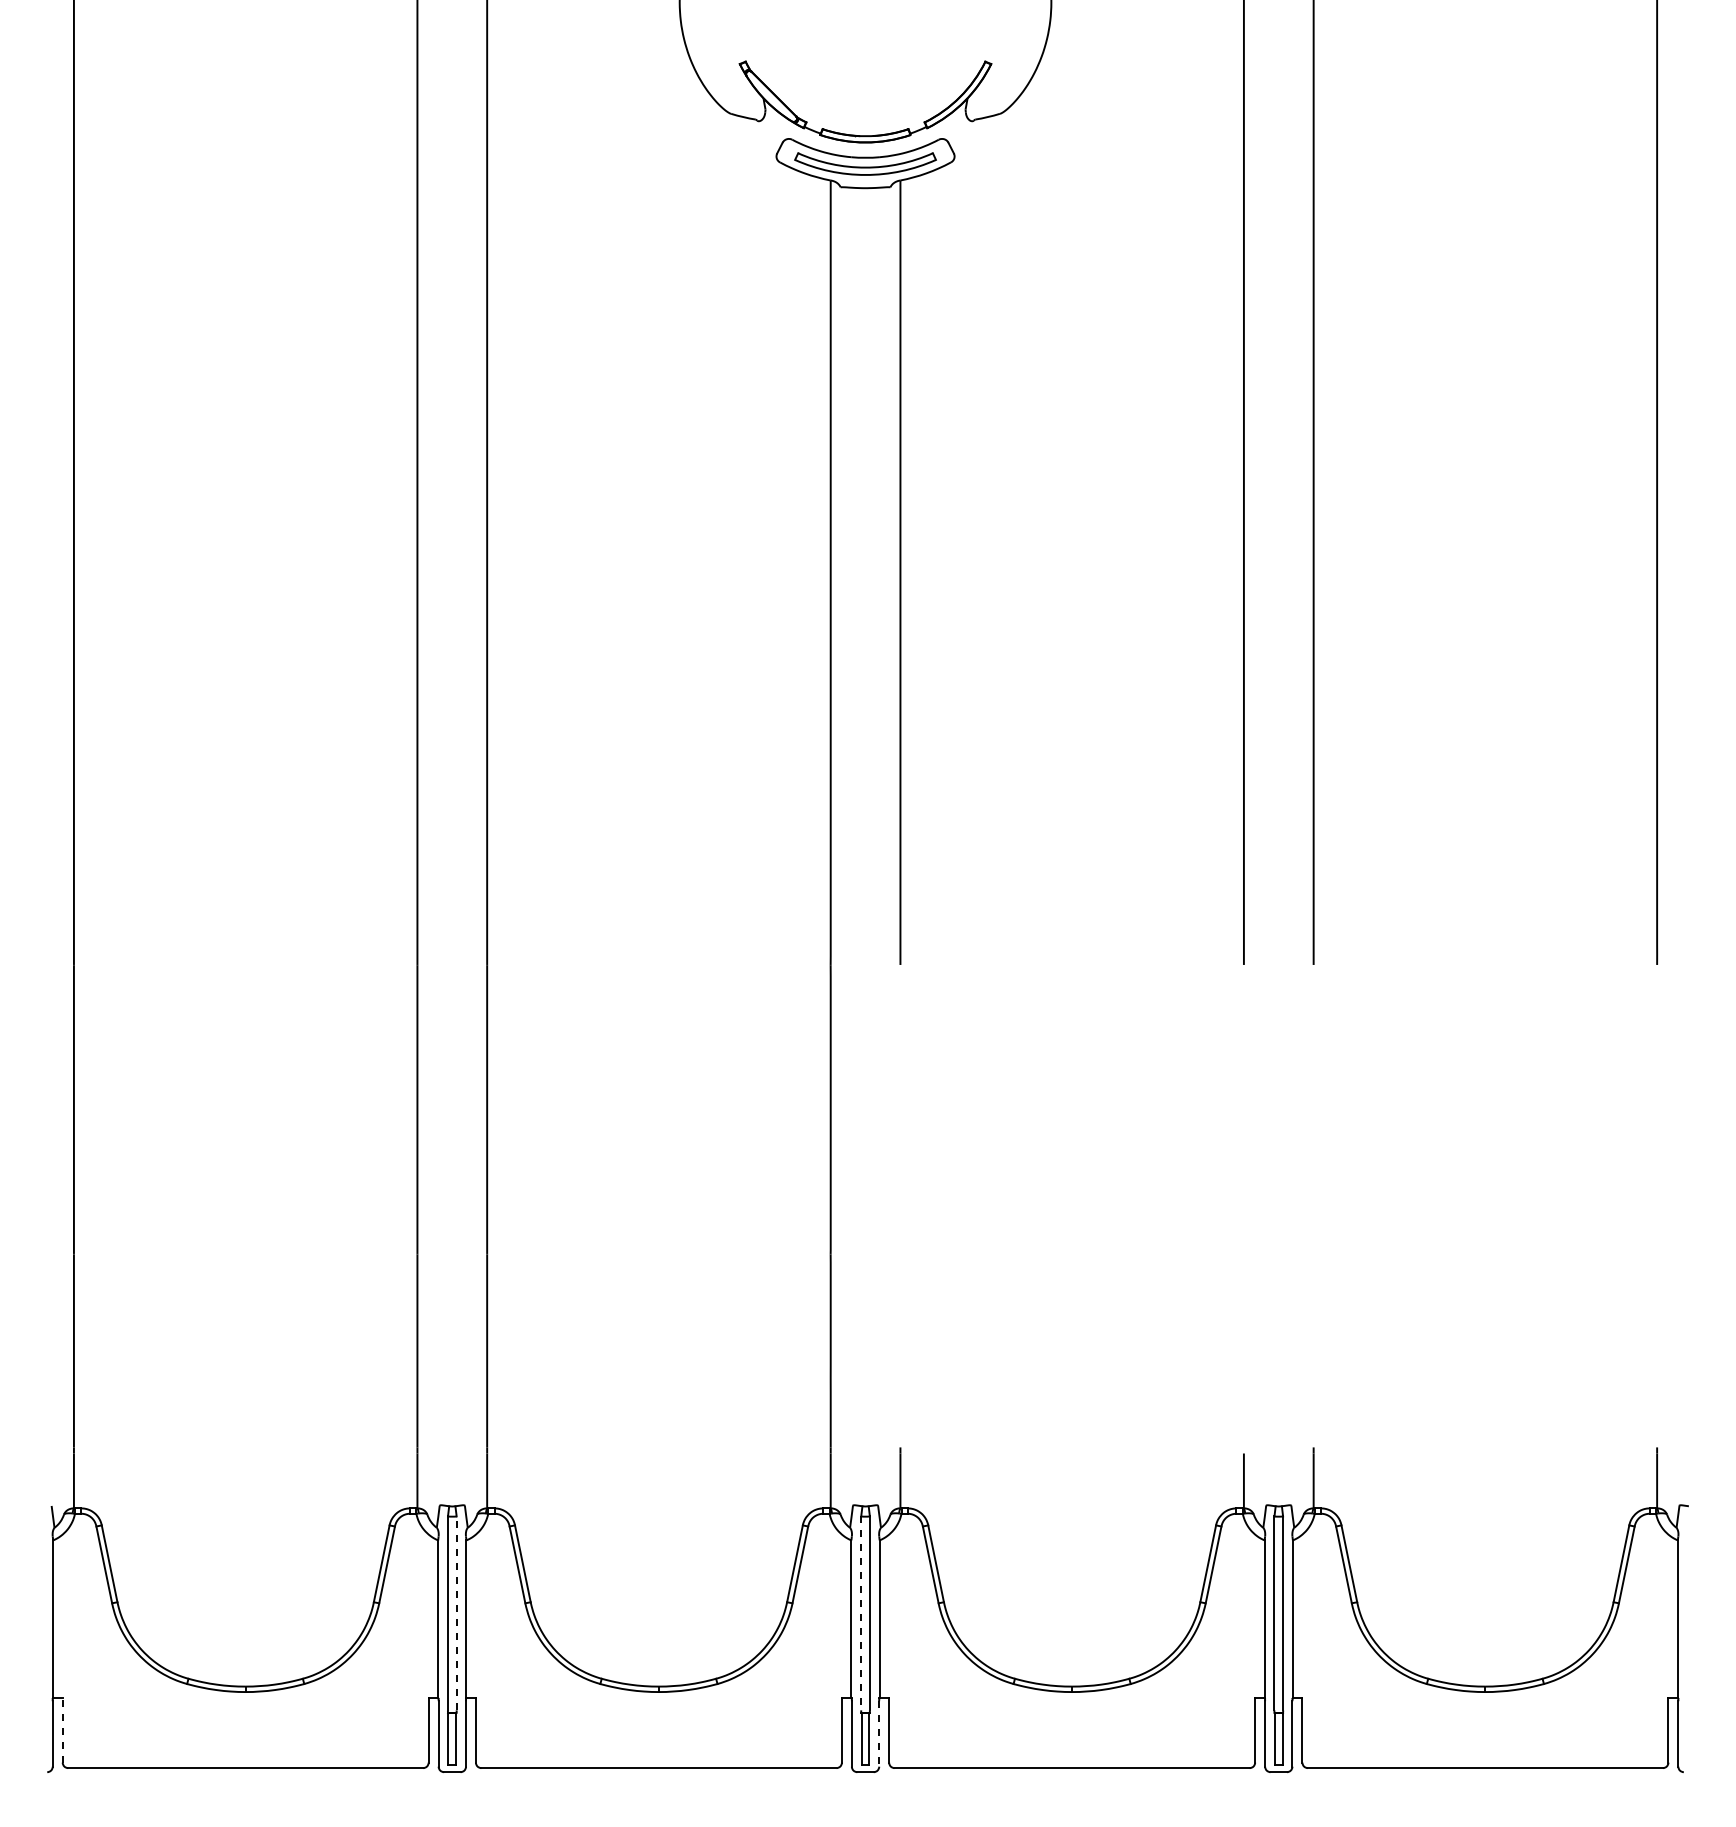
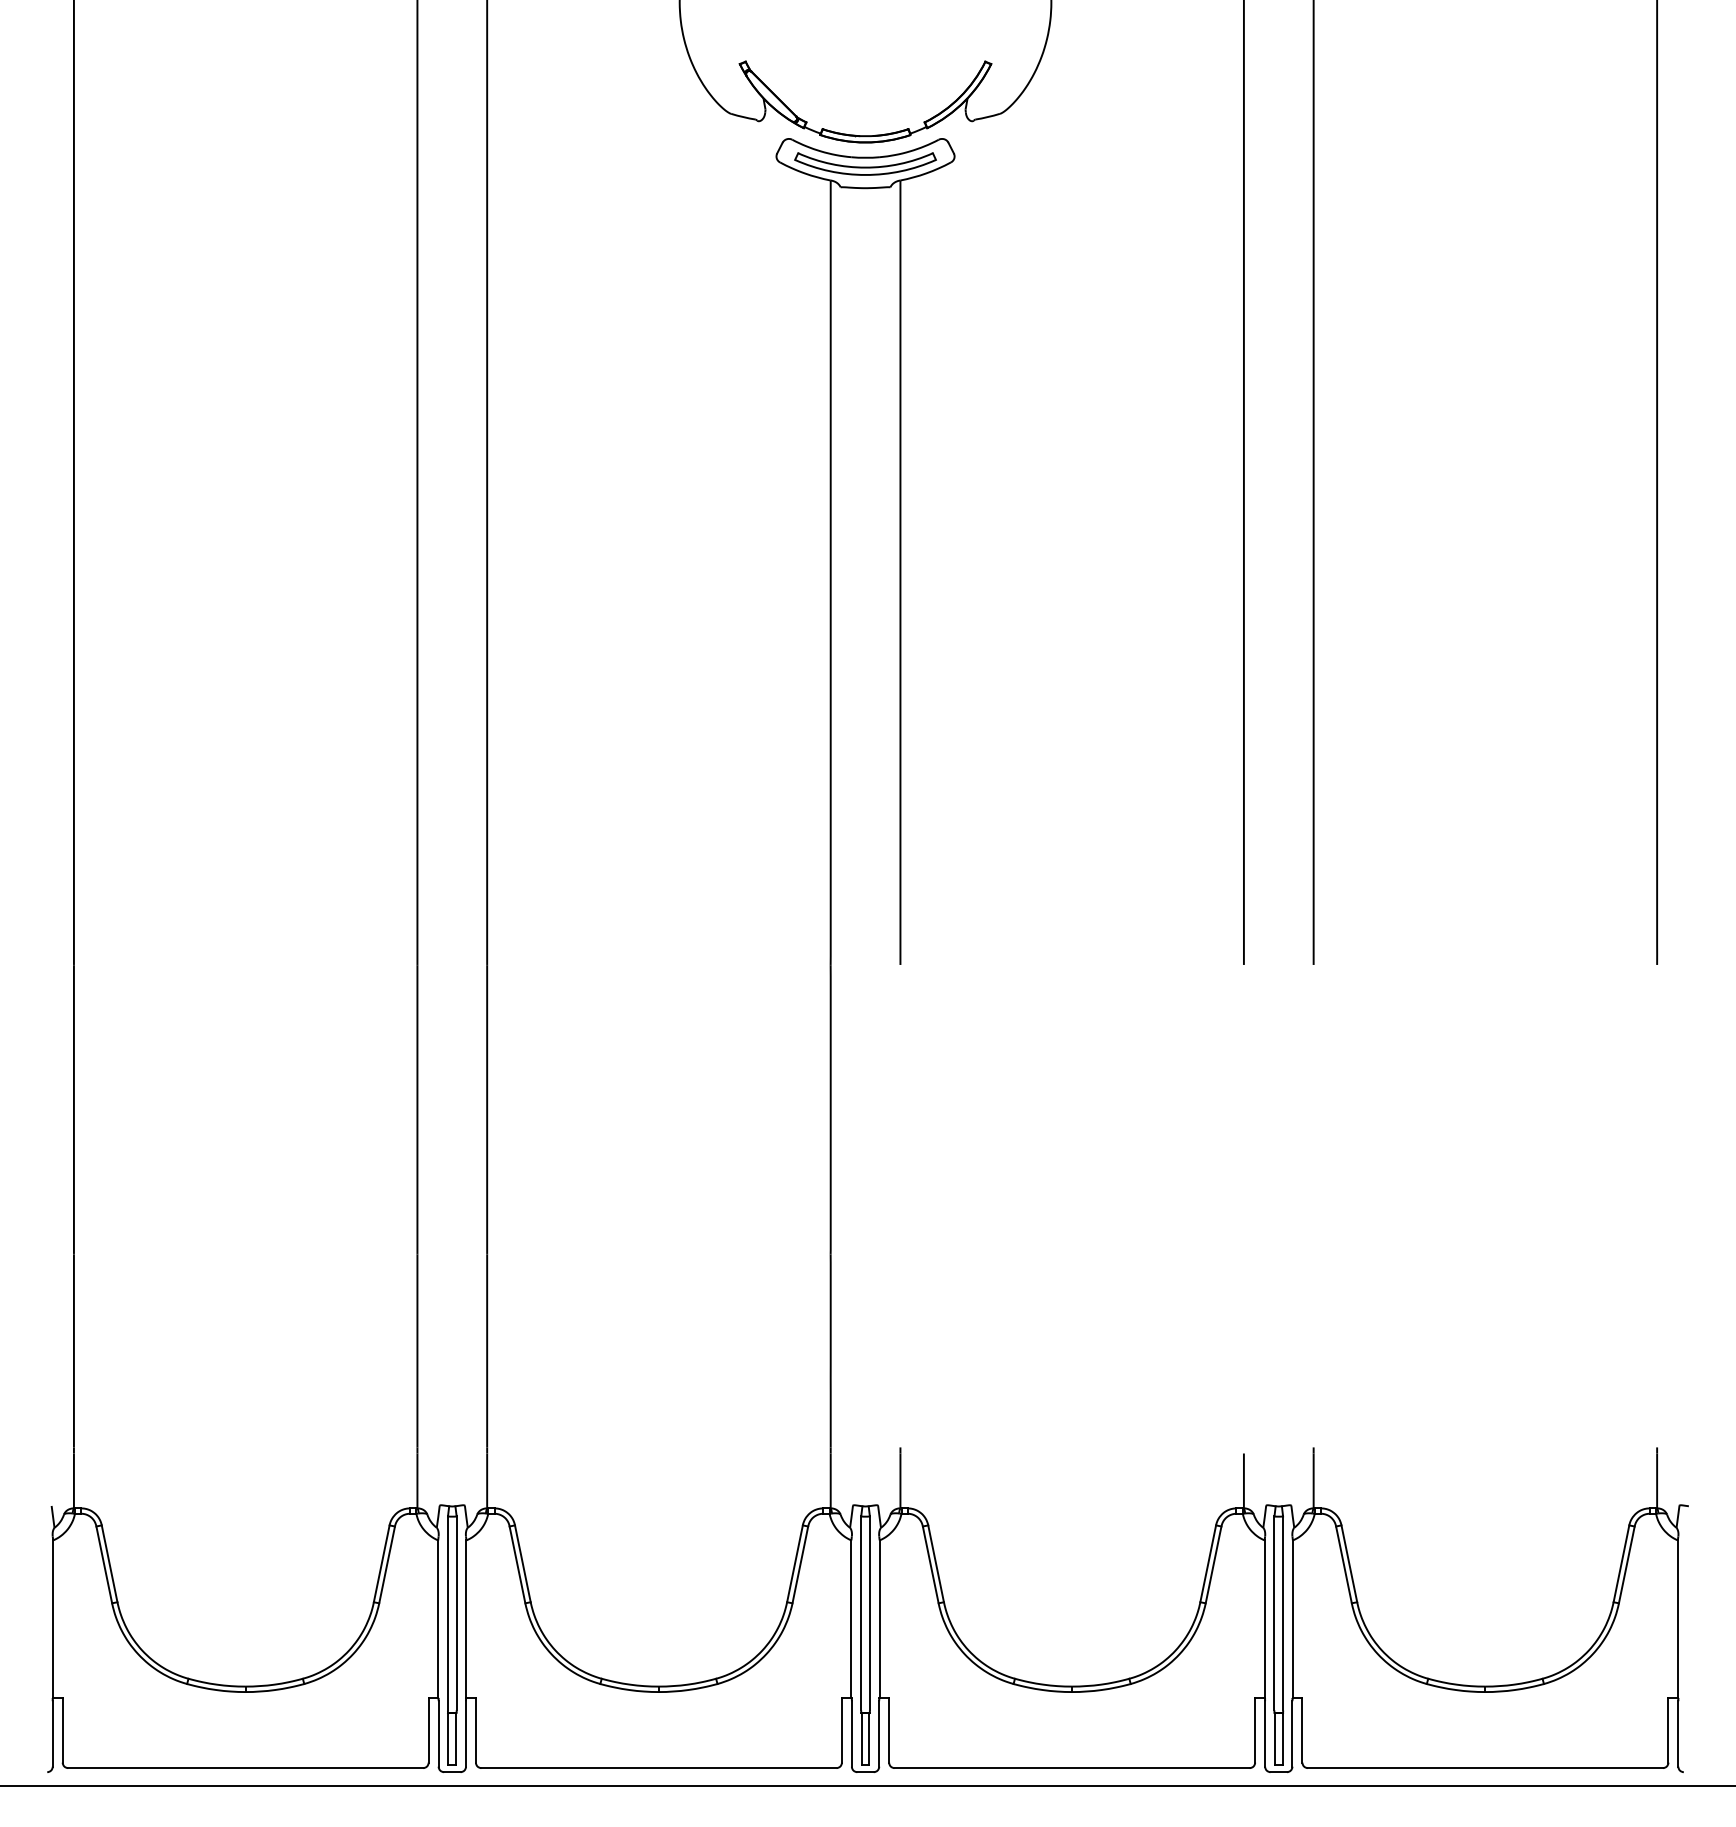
line: dashed -> solid (456, 1613)
line: dashed -> solid (861, 1613)
line: dashed -> solid (62, 1730)
line: dashed -> solid (879, 1733)
line: none -> present (867, 1786)
